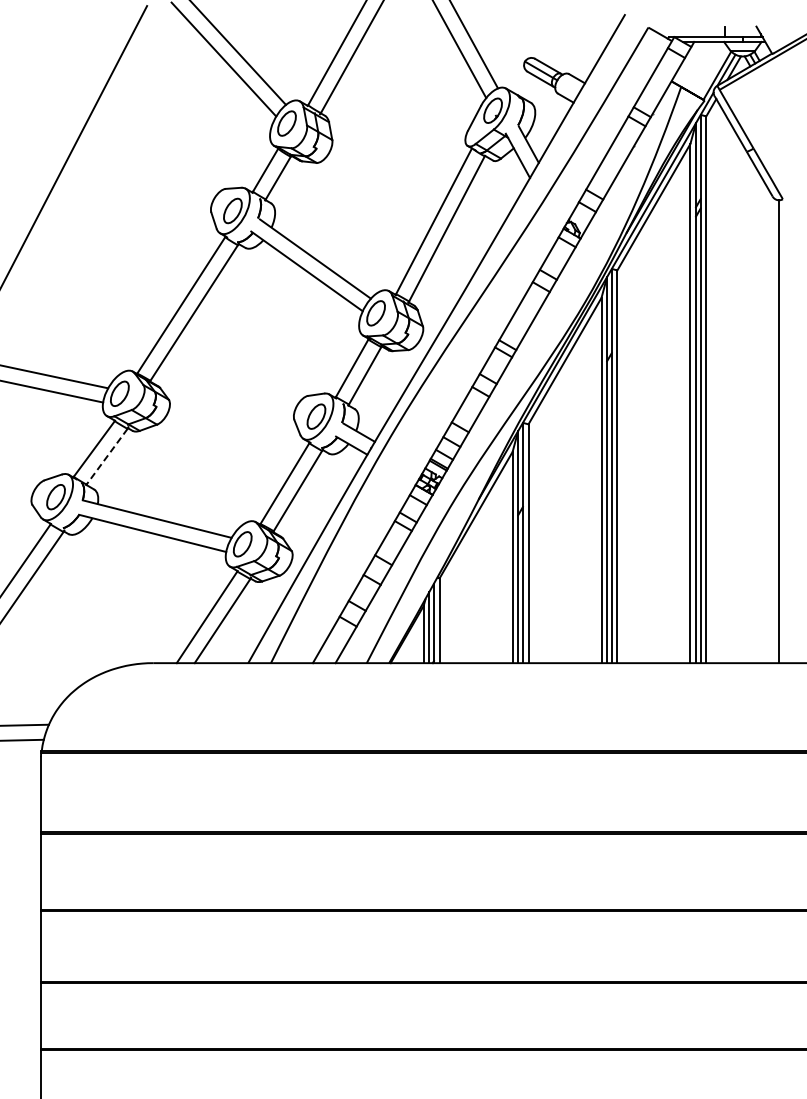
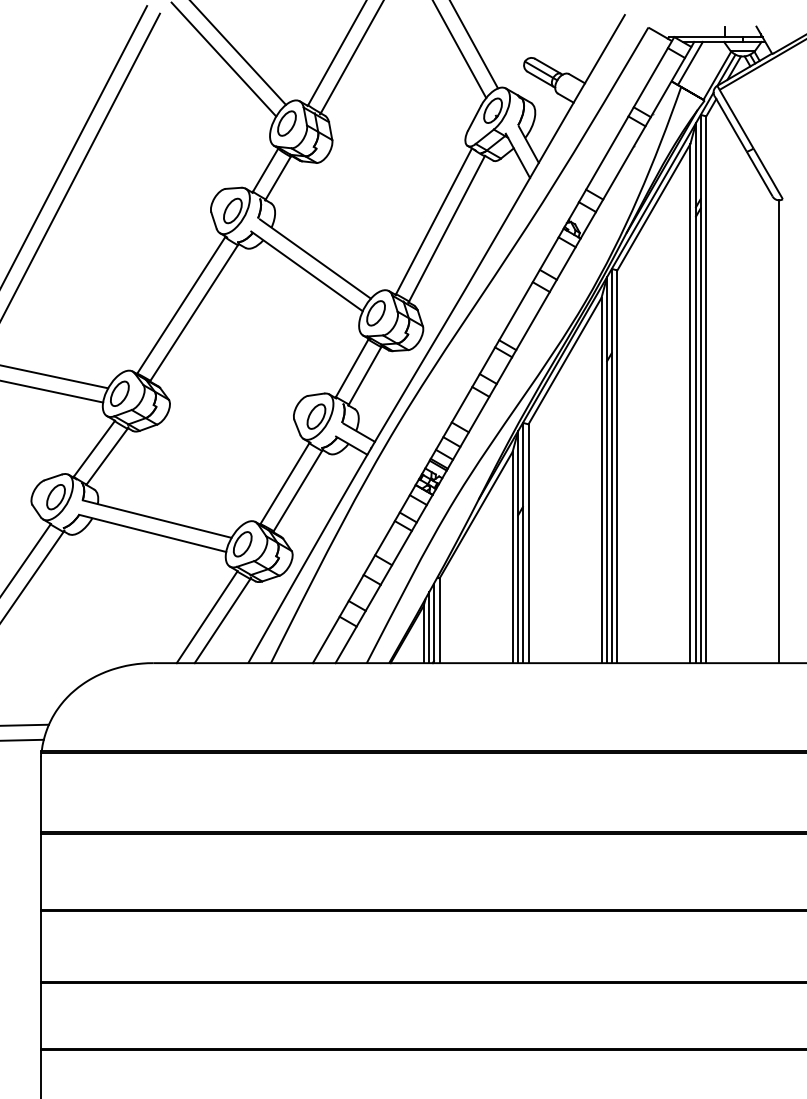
line: none -> present (689, 63)
line: none -> present (81, 165)
line: dashed -> solid (107, 456)
